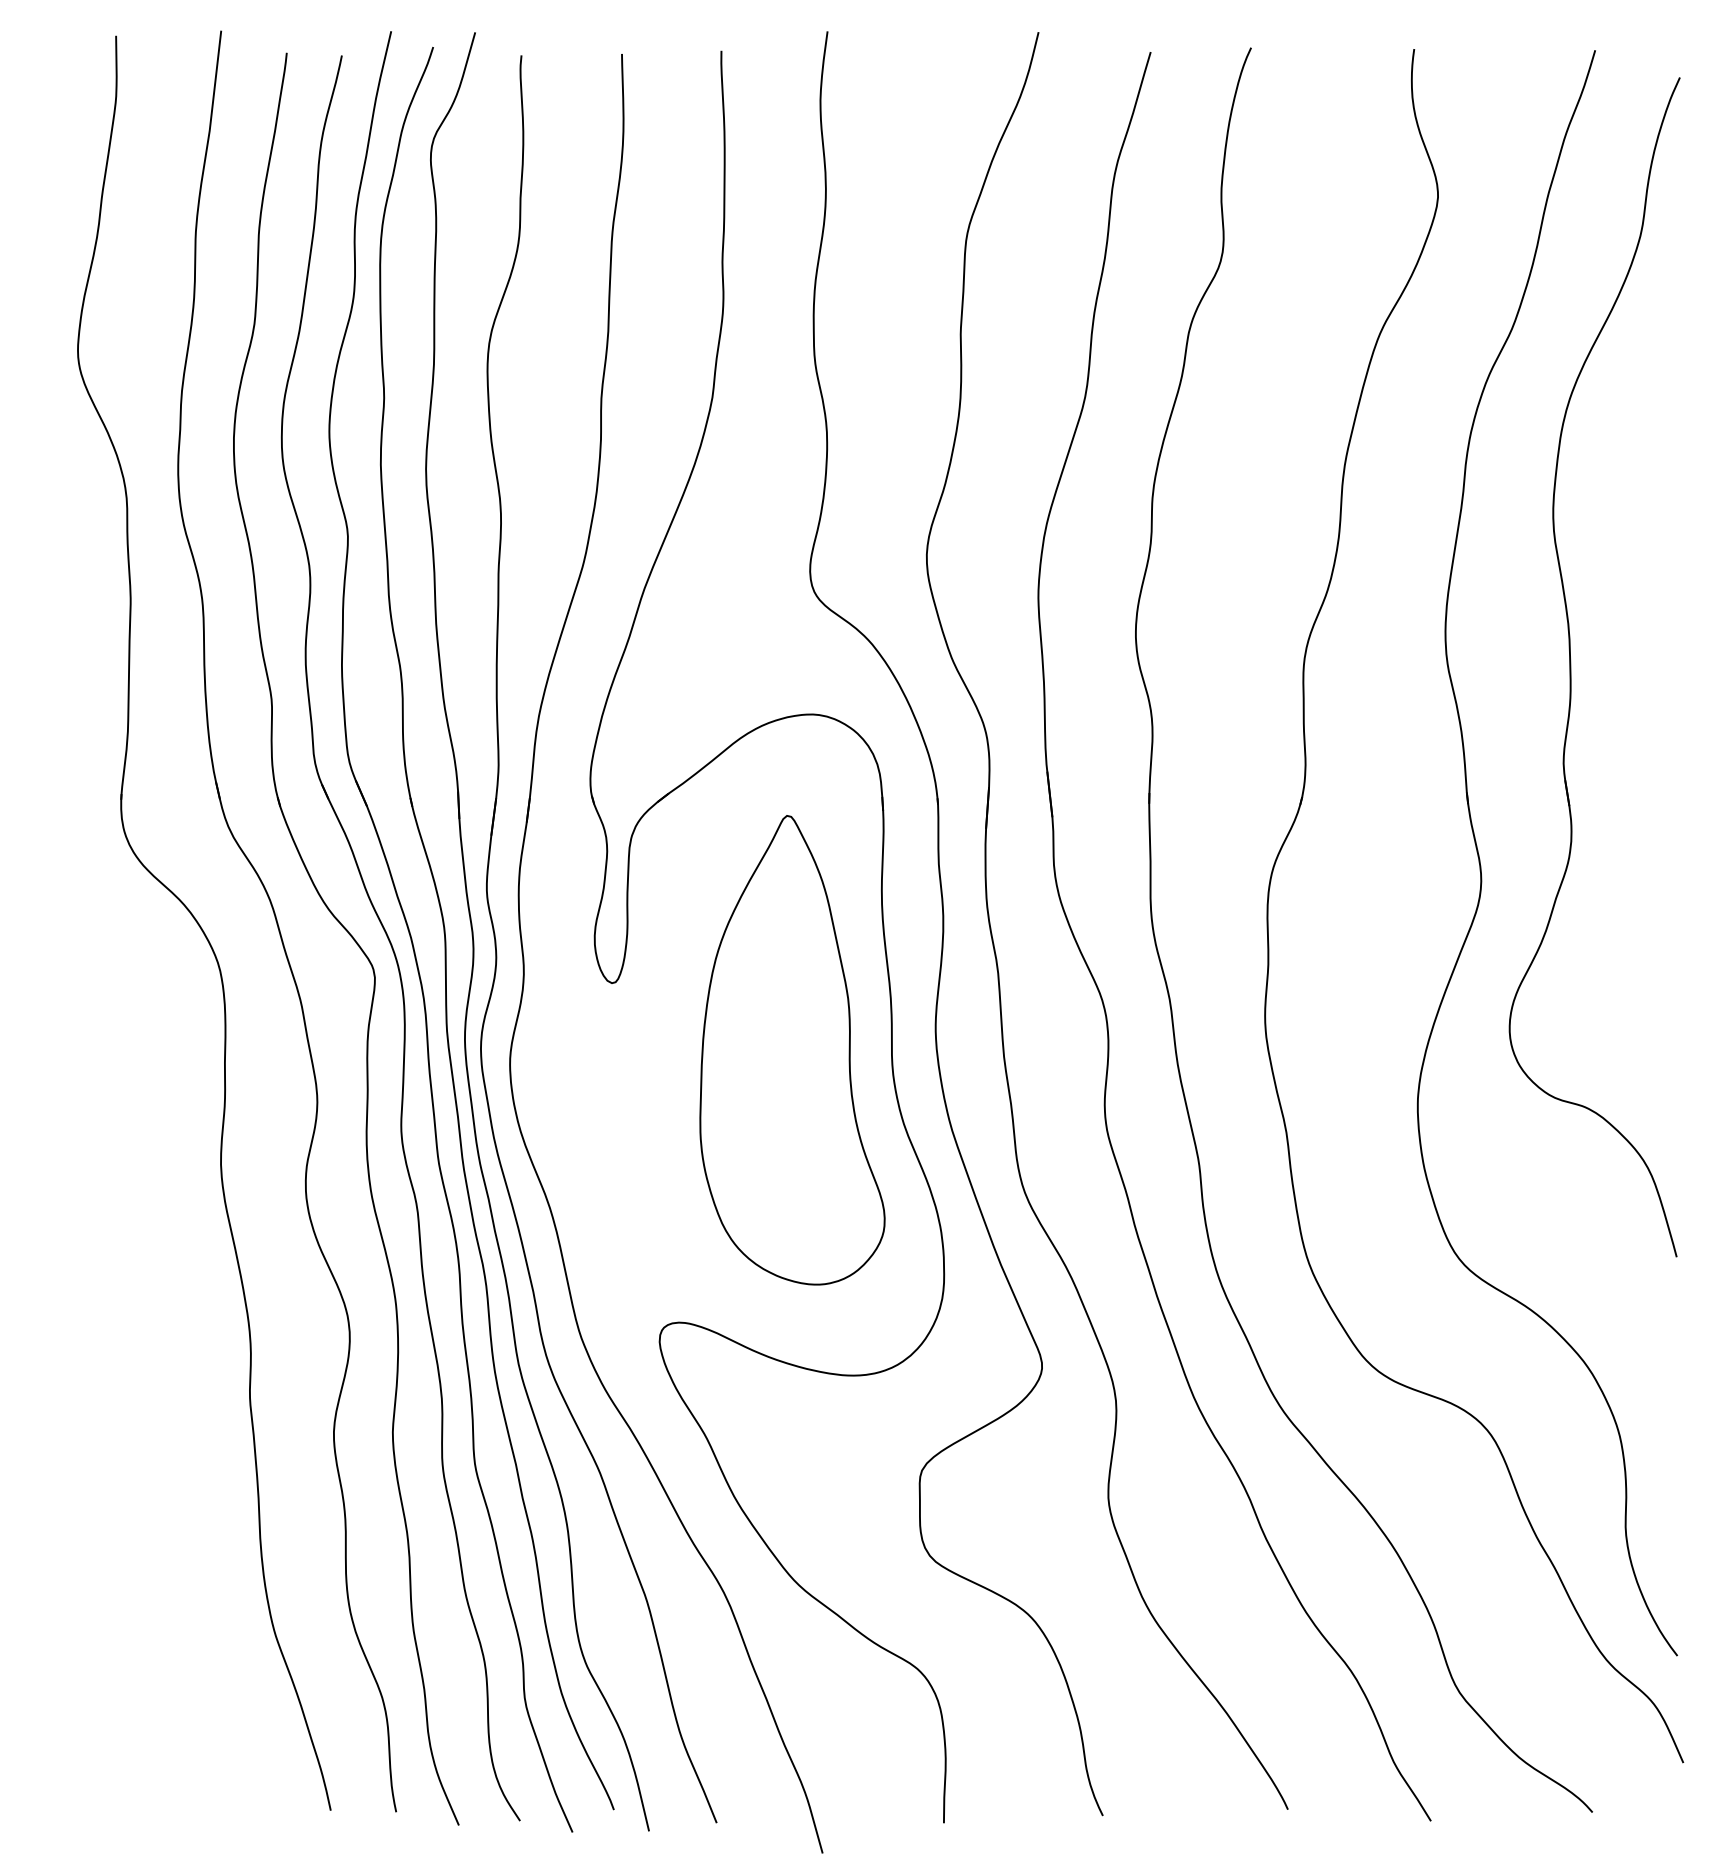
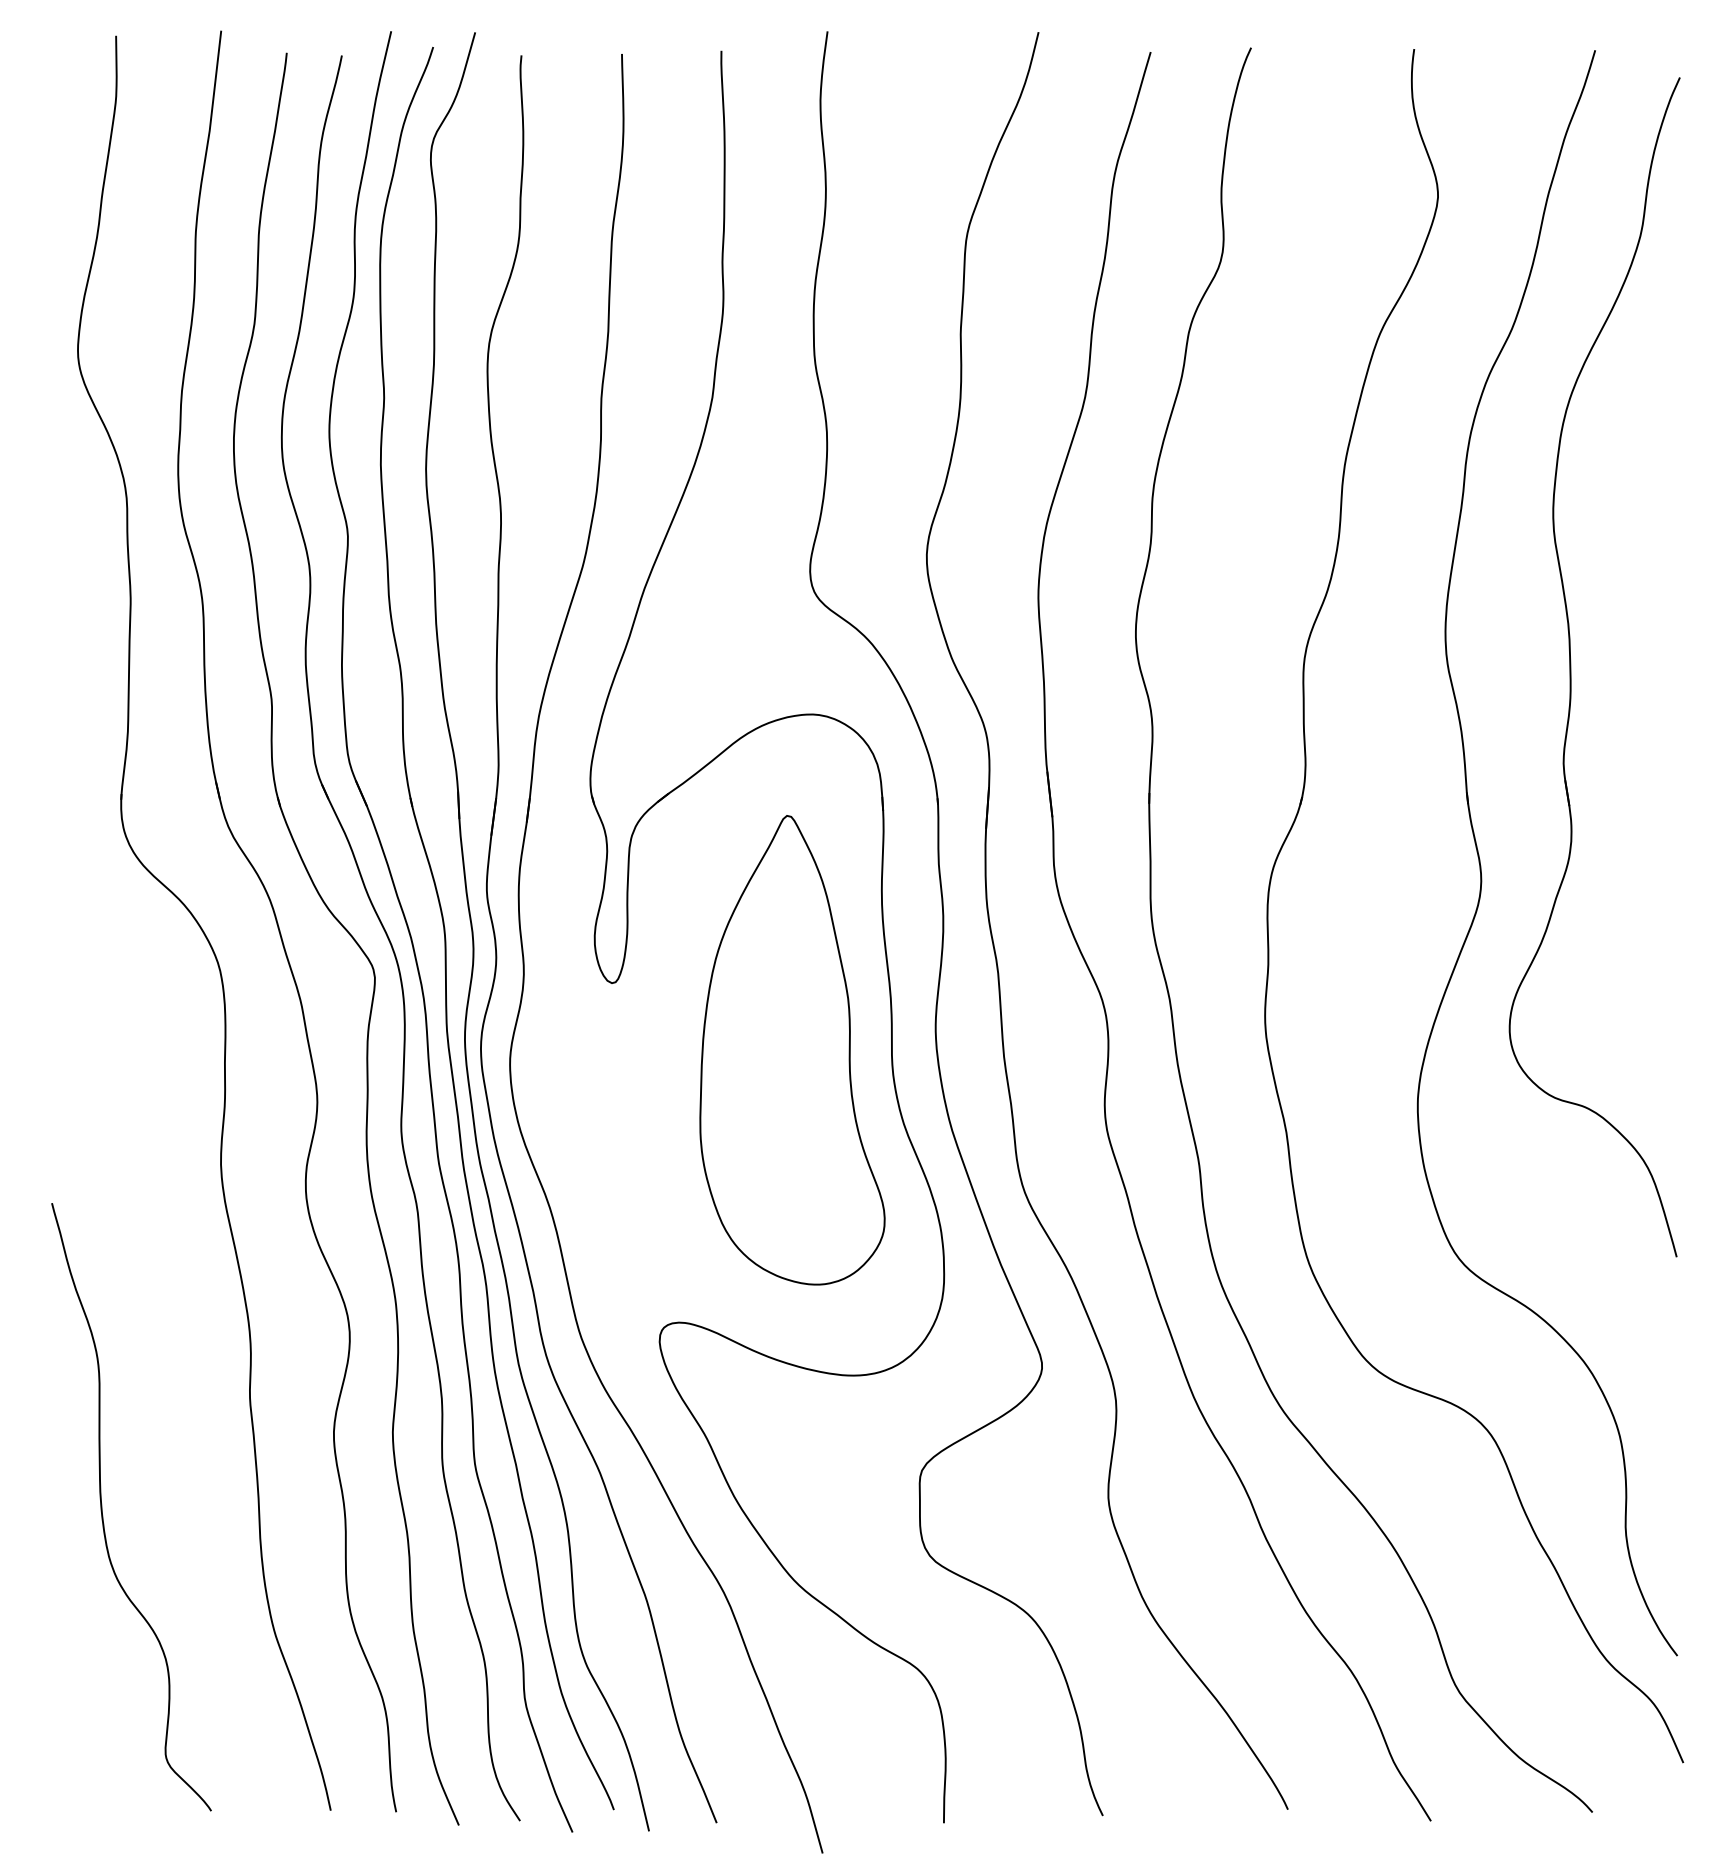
curve: none -> present (102, 1507)
